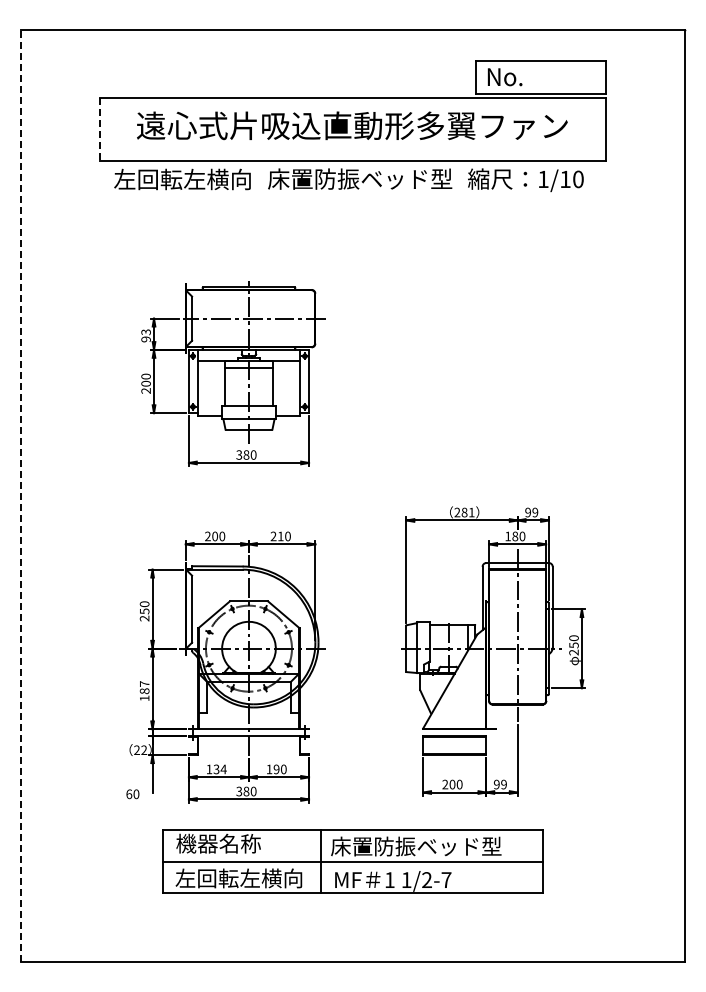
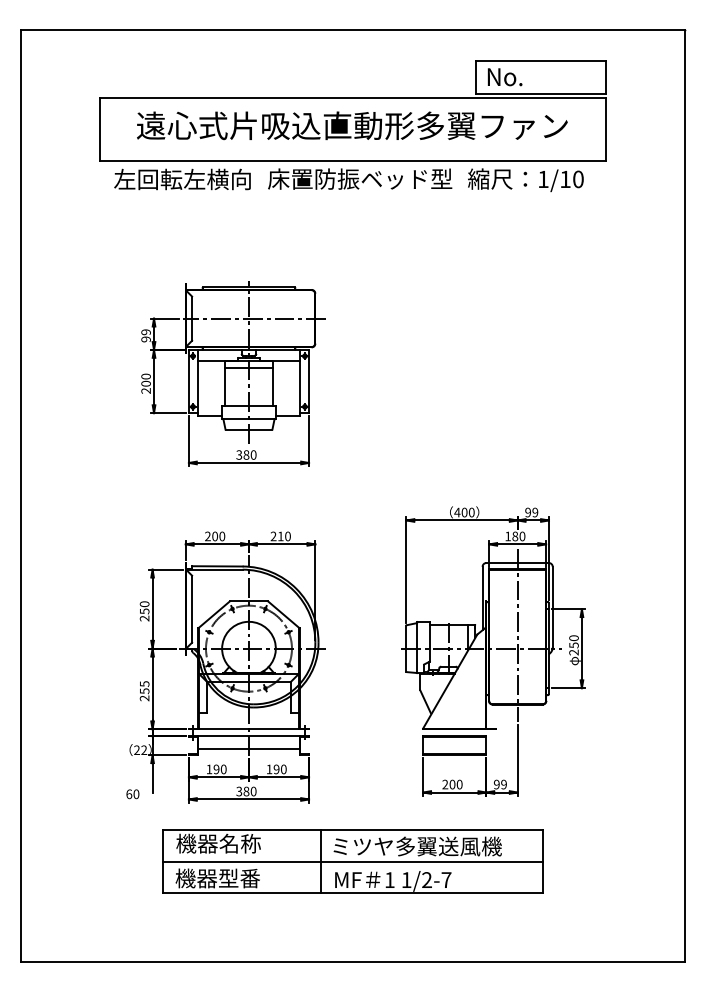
line: dashed -> solid (100, 129)
text: 93 -> 99 (145, 332)
line: dashed -> solid (21, 495)
text: 281 -> 400 (464, 512)
text: 187 -> 255 (144, 691)
line: none -> present (248, 748)
text: 134 -> 190 (219, 769)
text: 床置防振ベッド型 -> ミツヤ多翼送風機 (416, 846)
text: 左回転左横向 -> 機器型番 (238, 878)
